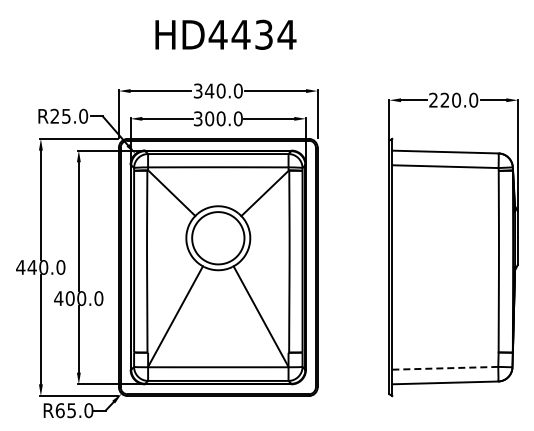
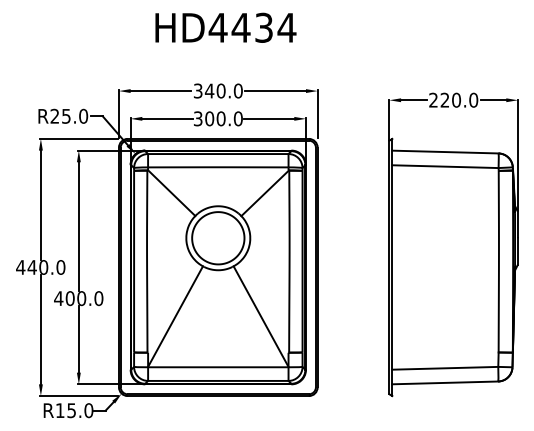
text position: (225, 34) -> (225, 27) (225, 27)
line: dashed -> solid (445, 368)
text: R65.0 -> R15.0 (59, 410)
